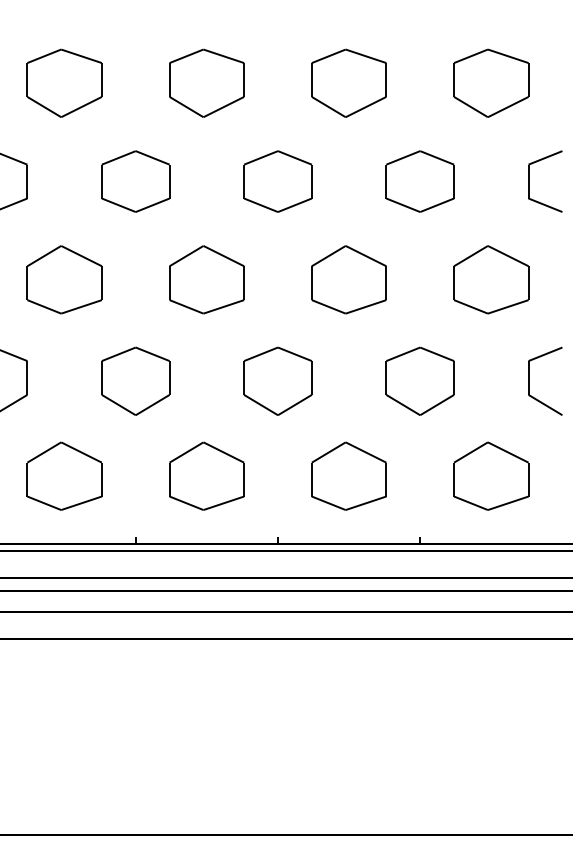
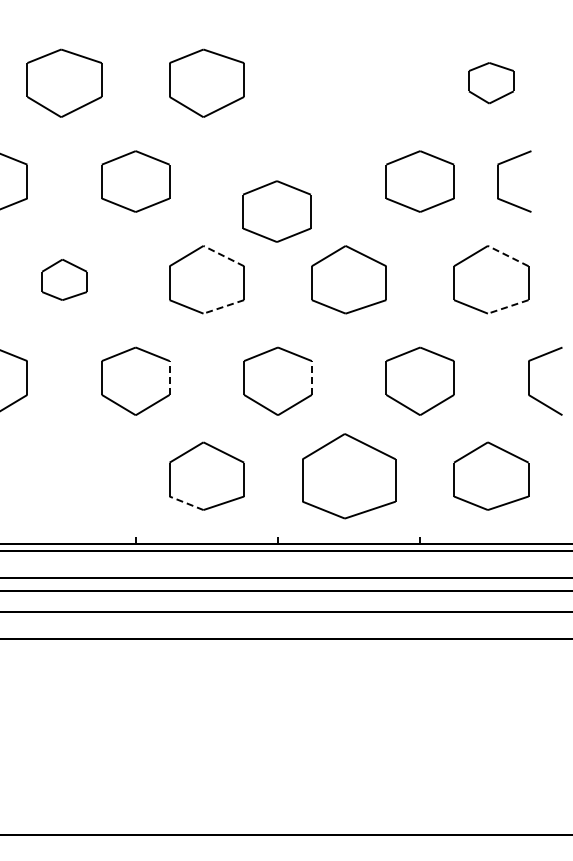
part: present -> none (348, 82)
part size: 77x70 px -> 47x43 px (491, 83)
part position: (277, 181) -> (276, 211) (276, 211)
part position: (529, 181) -> (498, 181) (498, 181)
line: solid -> dashed (223, 256)
line: solid -> dashed (508, 256)
part size: 77x70 px -> 47x42 px (64, 279)
line: solid -> dashed (223, 307)
line: solid -> dashed (507, 307)
line: solid -> dashed (169, 378)
line: solid -> dashed (311, 378)
part: present -> none (64, 475)
part size: 76x70 px -> 95x87 px (349, 476)
line: solid -> dashed (186, 503)
